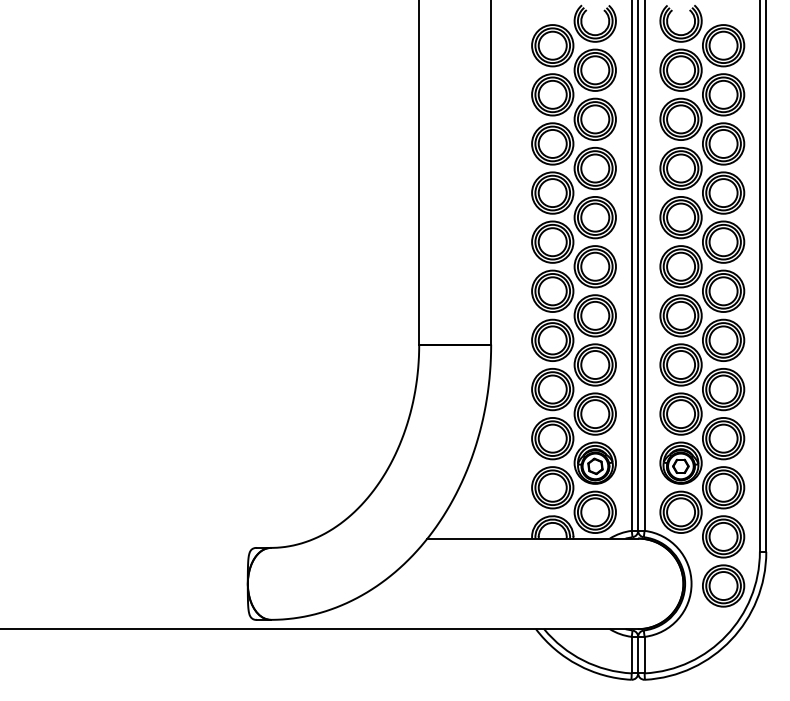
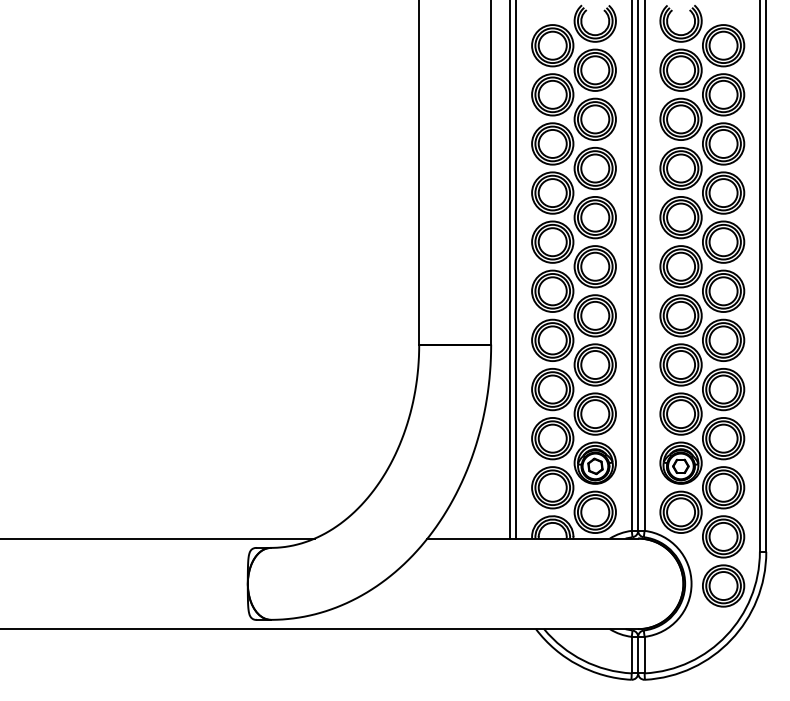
line: none -> present (510, 270)
line: none -> present (516, 270)
line: none -> present (158, 538)
